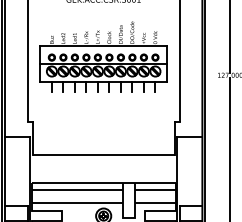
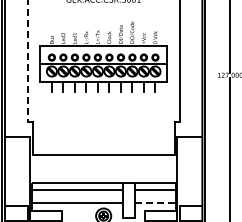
line: solid -> dashed (27, 61)
line: solid -> dashed (156, 203)
